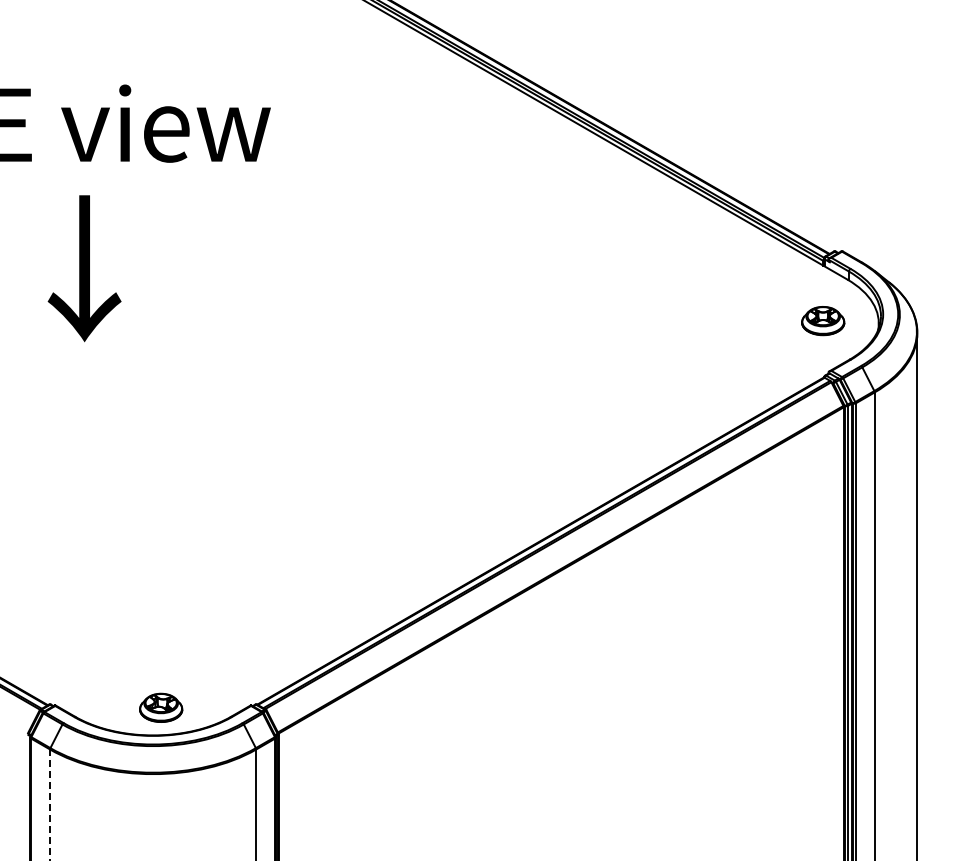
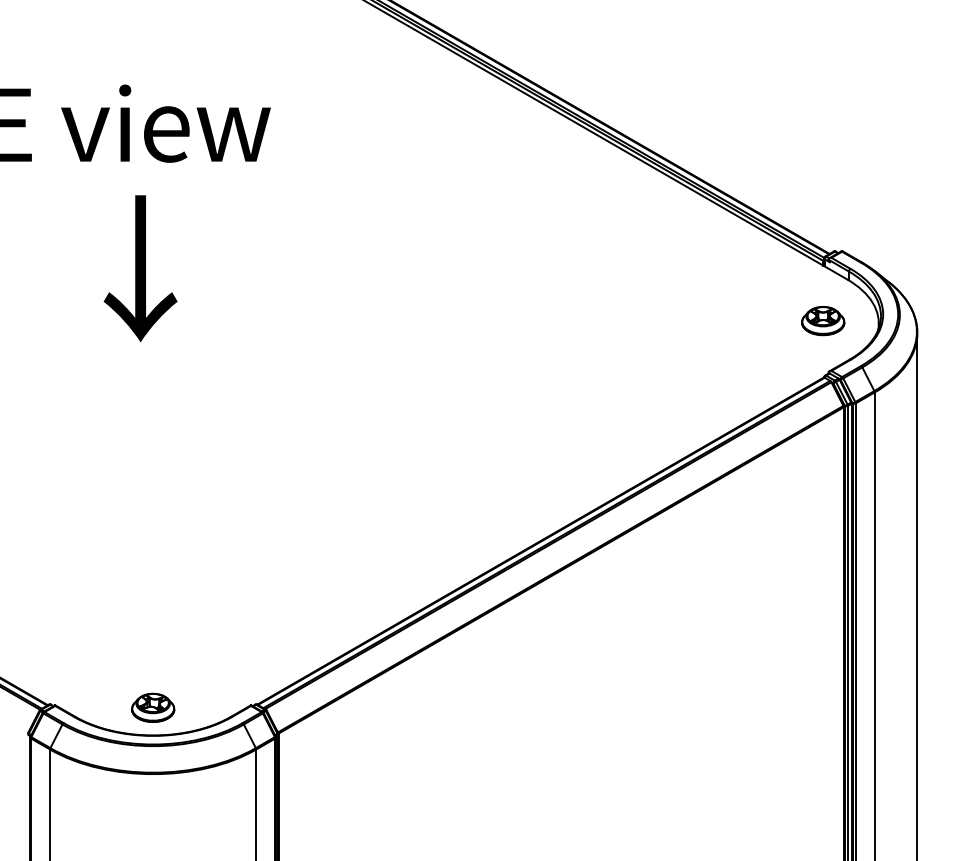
text position: (84, 268) -> (140, 268) (140, 268)
part position: (161, 707) -> (153, 707) (153, 707)
line: dashed -> solid (50, 805)
